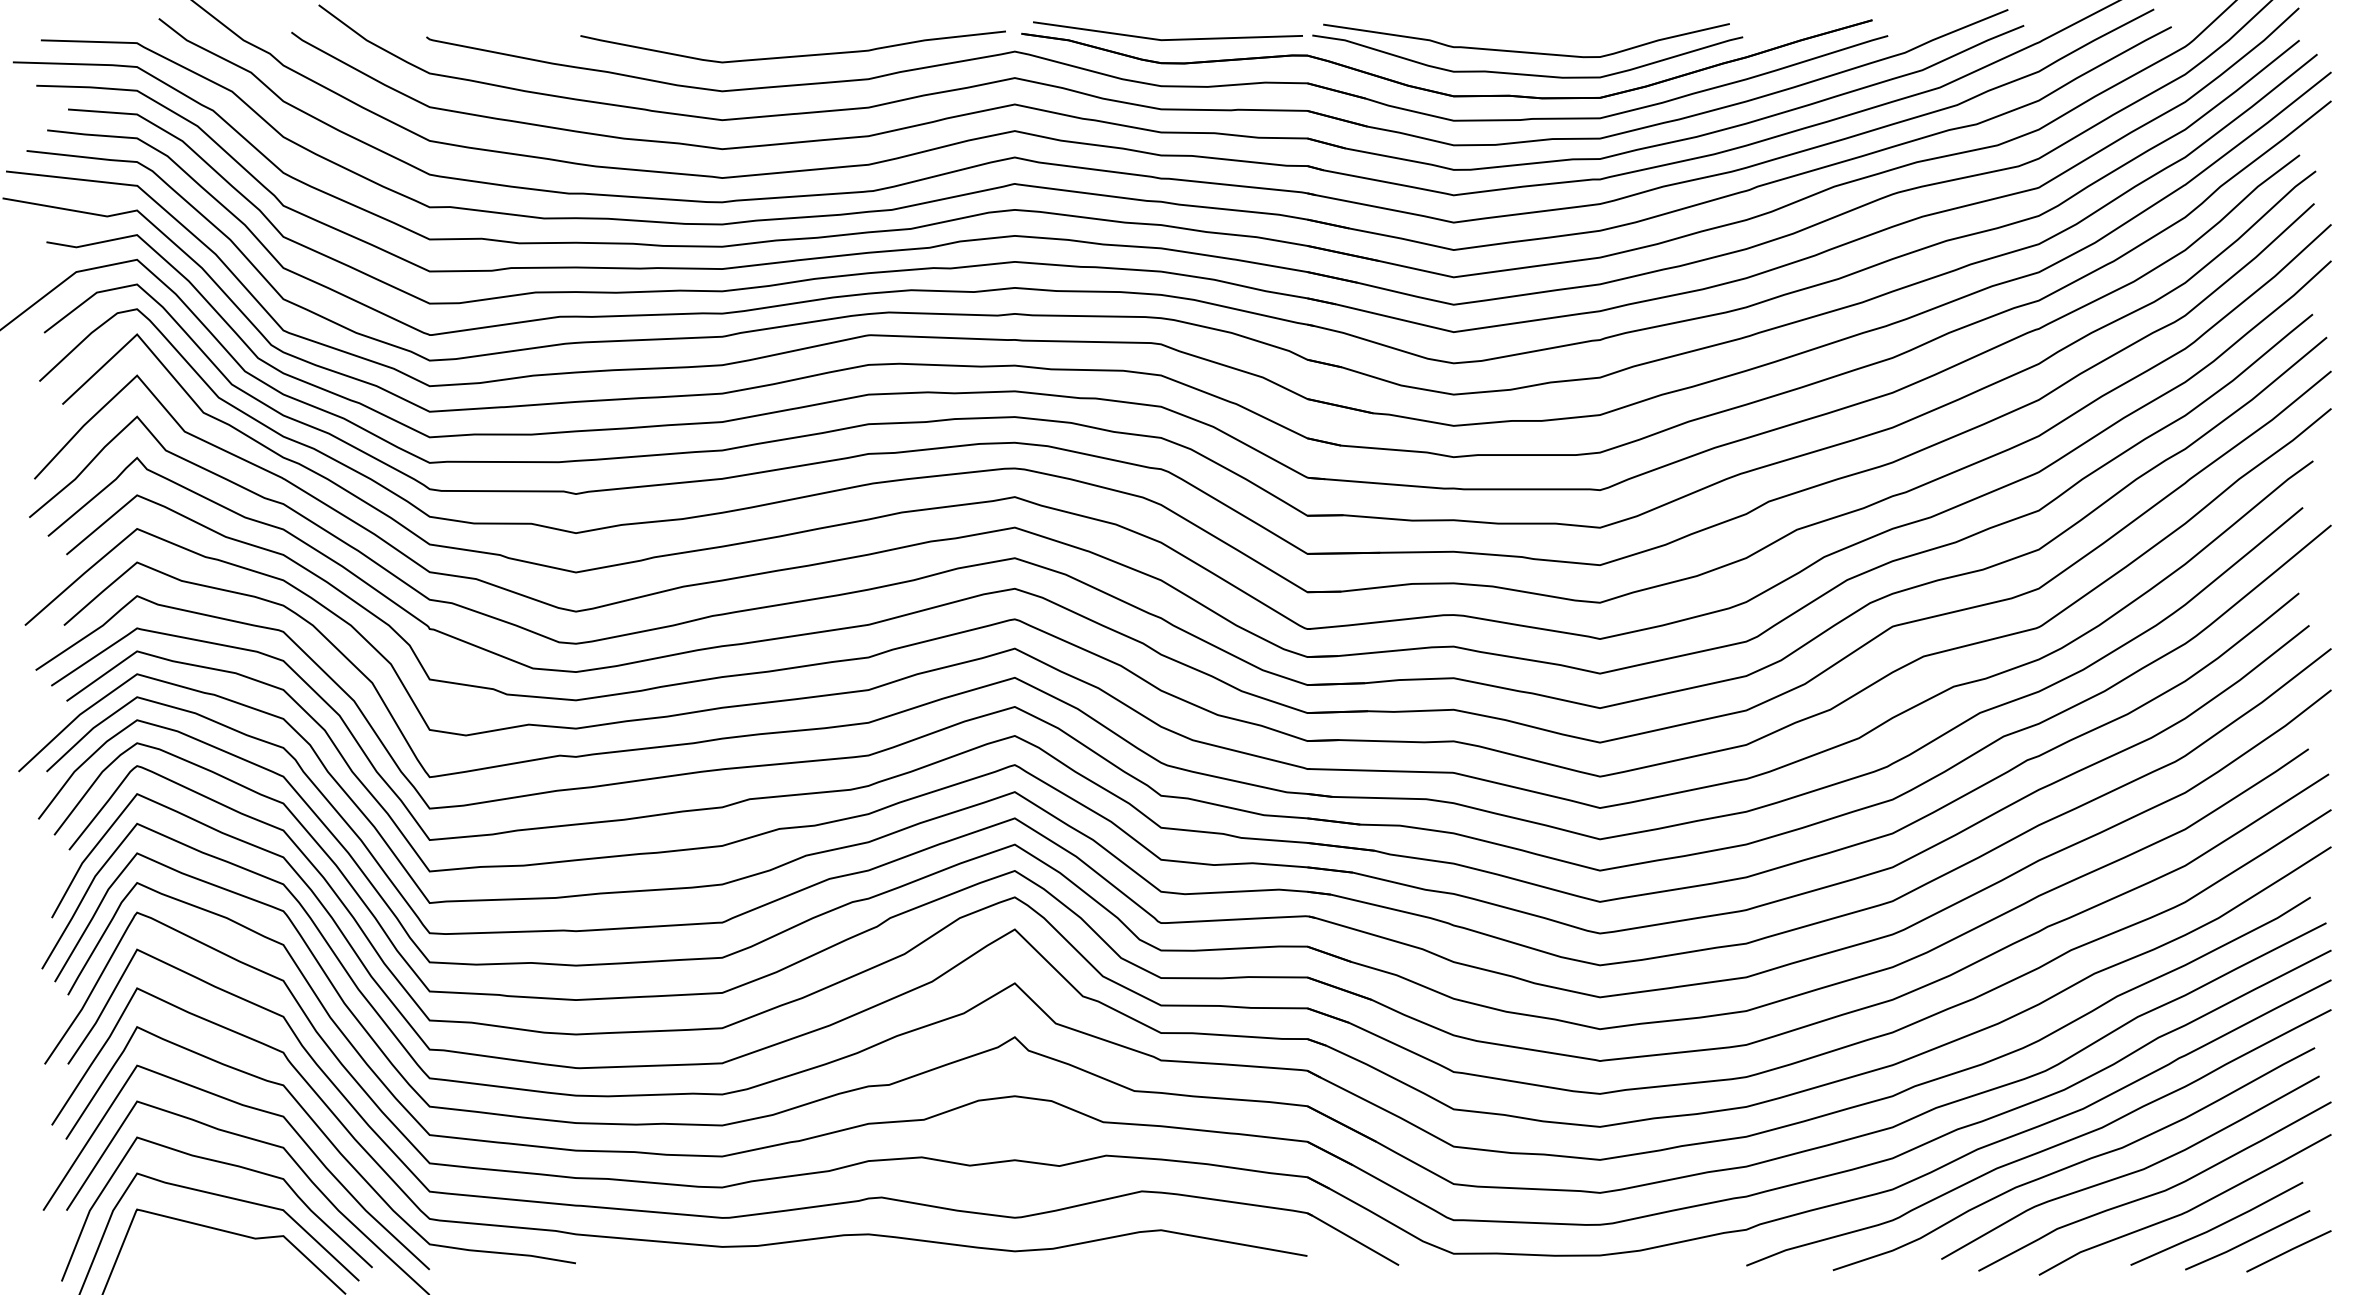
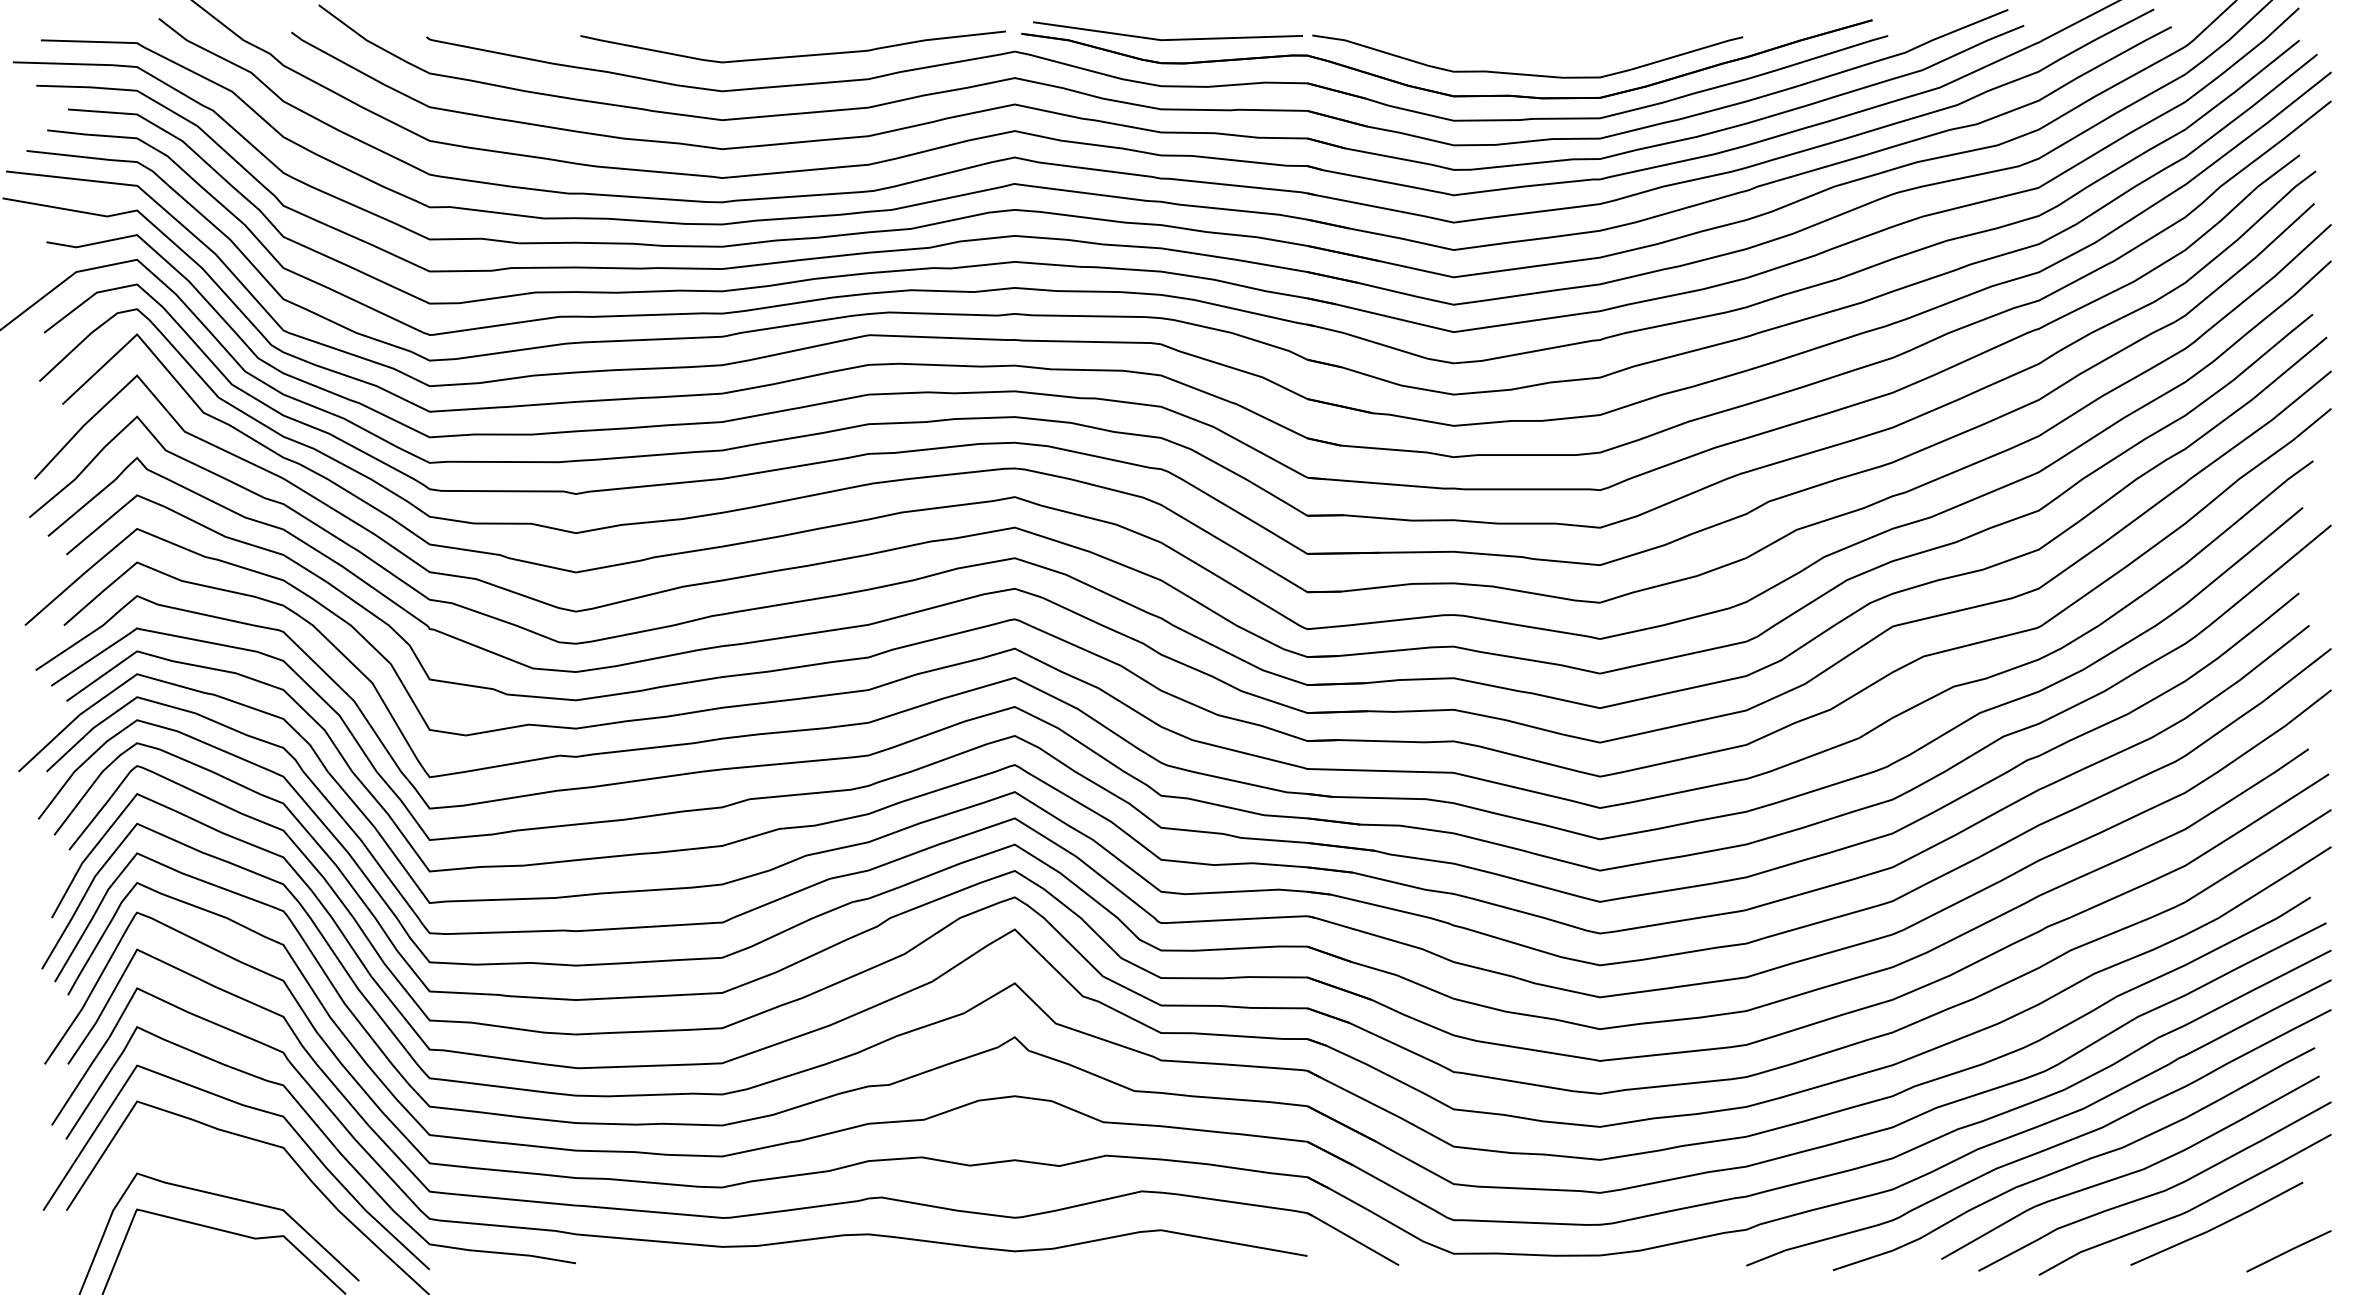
curve: present -> none (1526, 51)
curve: present -> none (225, 1164)
line: present -> none (2247, 1240)
